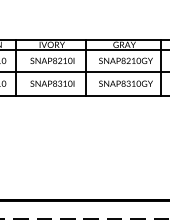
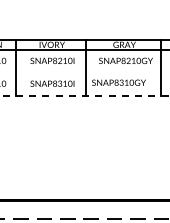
line: present -> none (84, 71)
text position: (125, 83) -> (118, 82) (118, 82)
line: solid -> dashed (85, 96)
